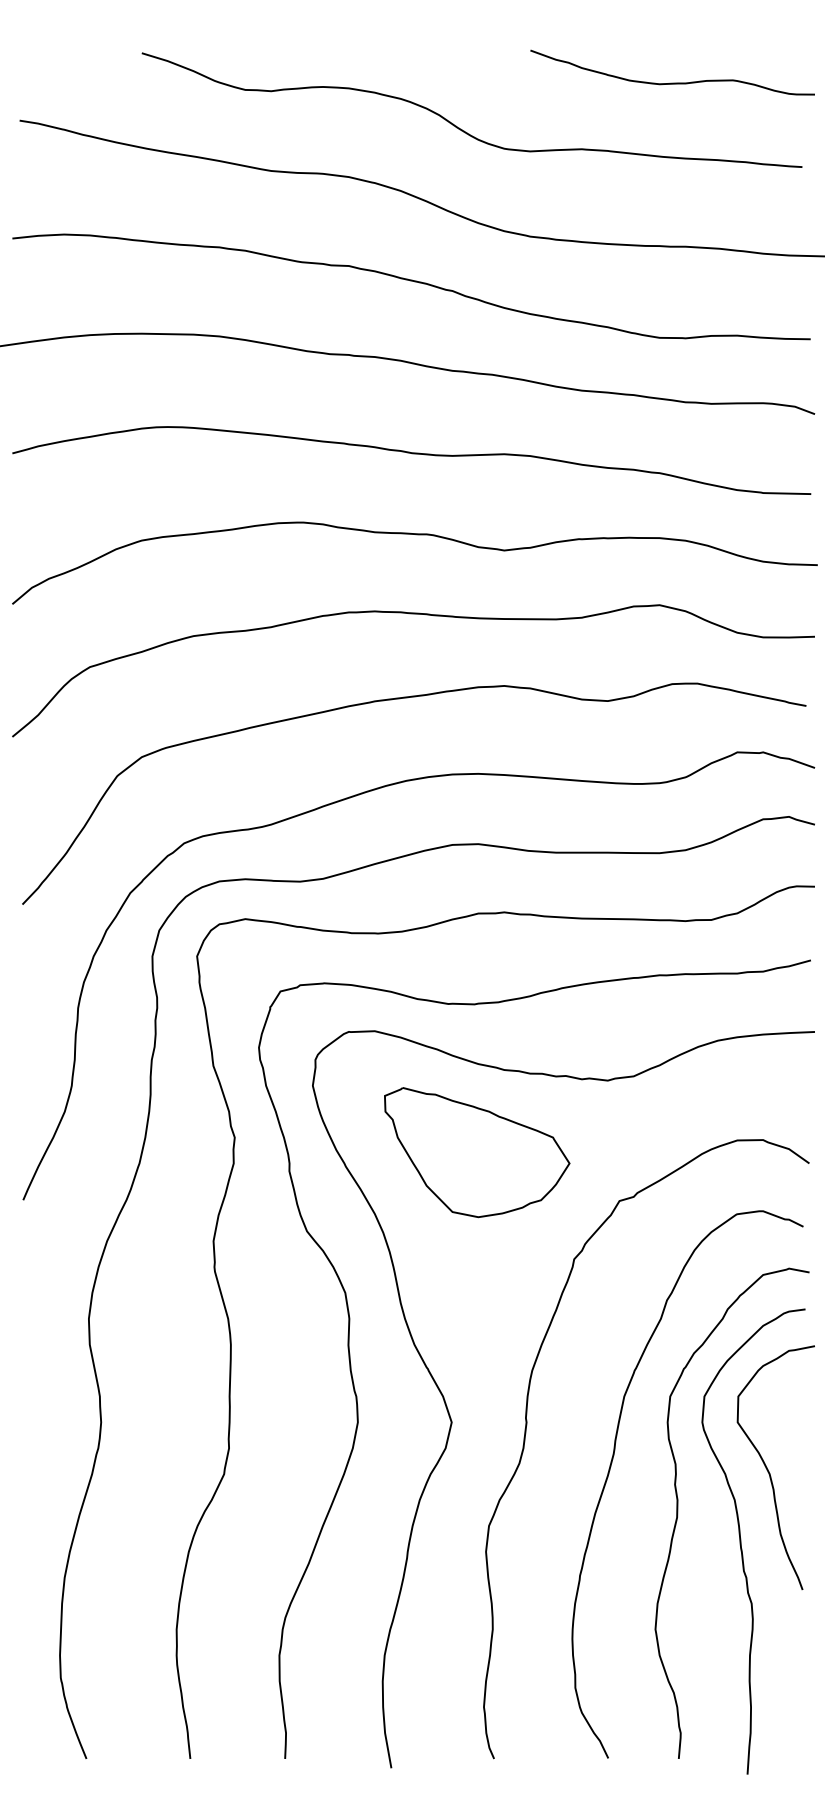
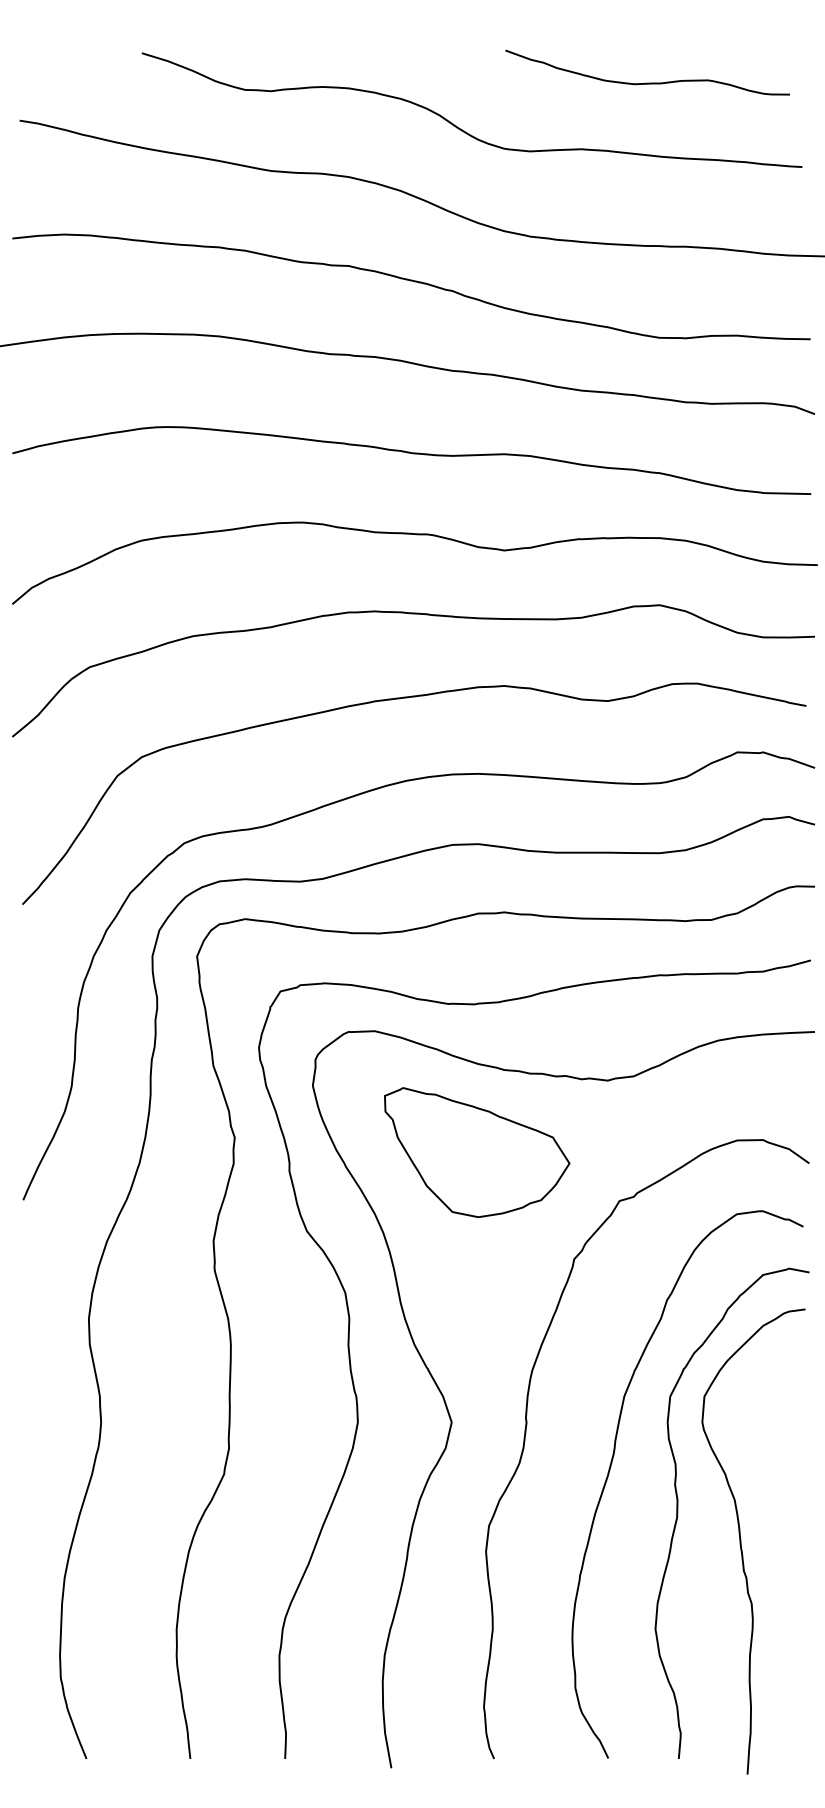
curve position: (672, 82) -> (647, 82) (647, 82)
curve: present -> none (769, 1471)
